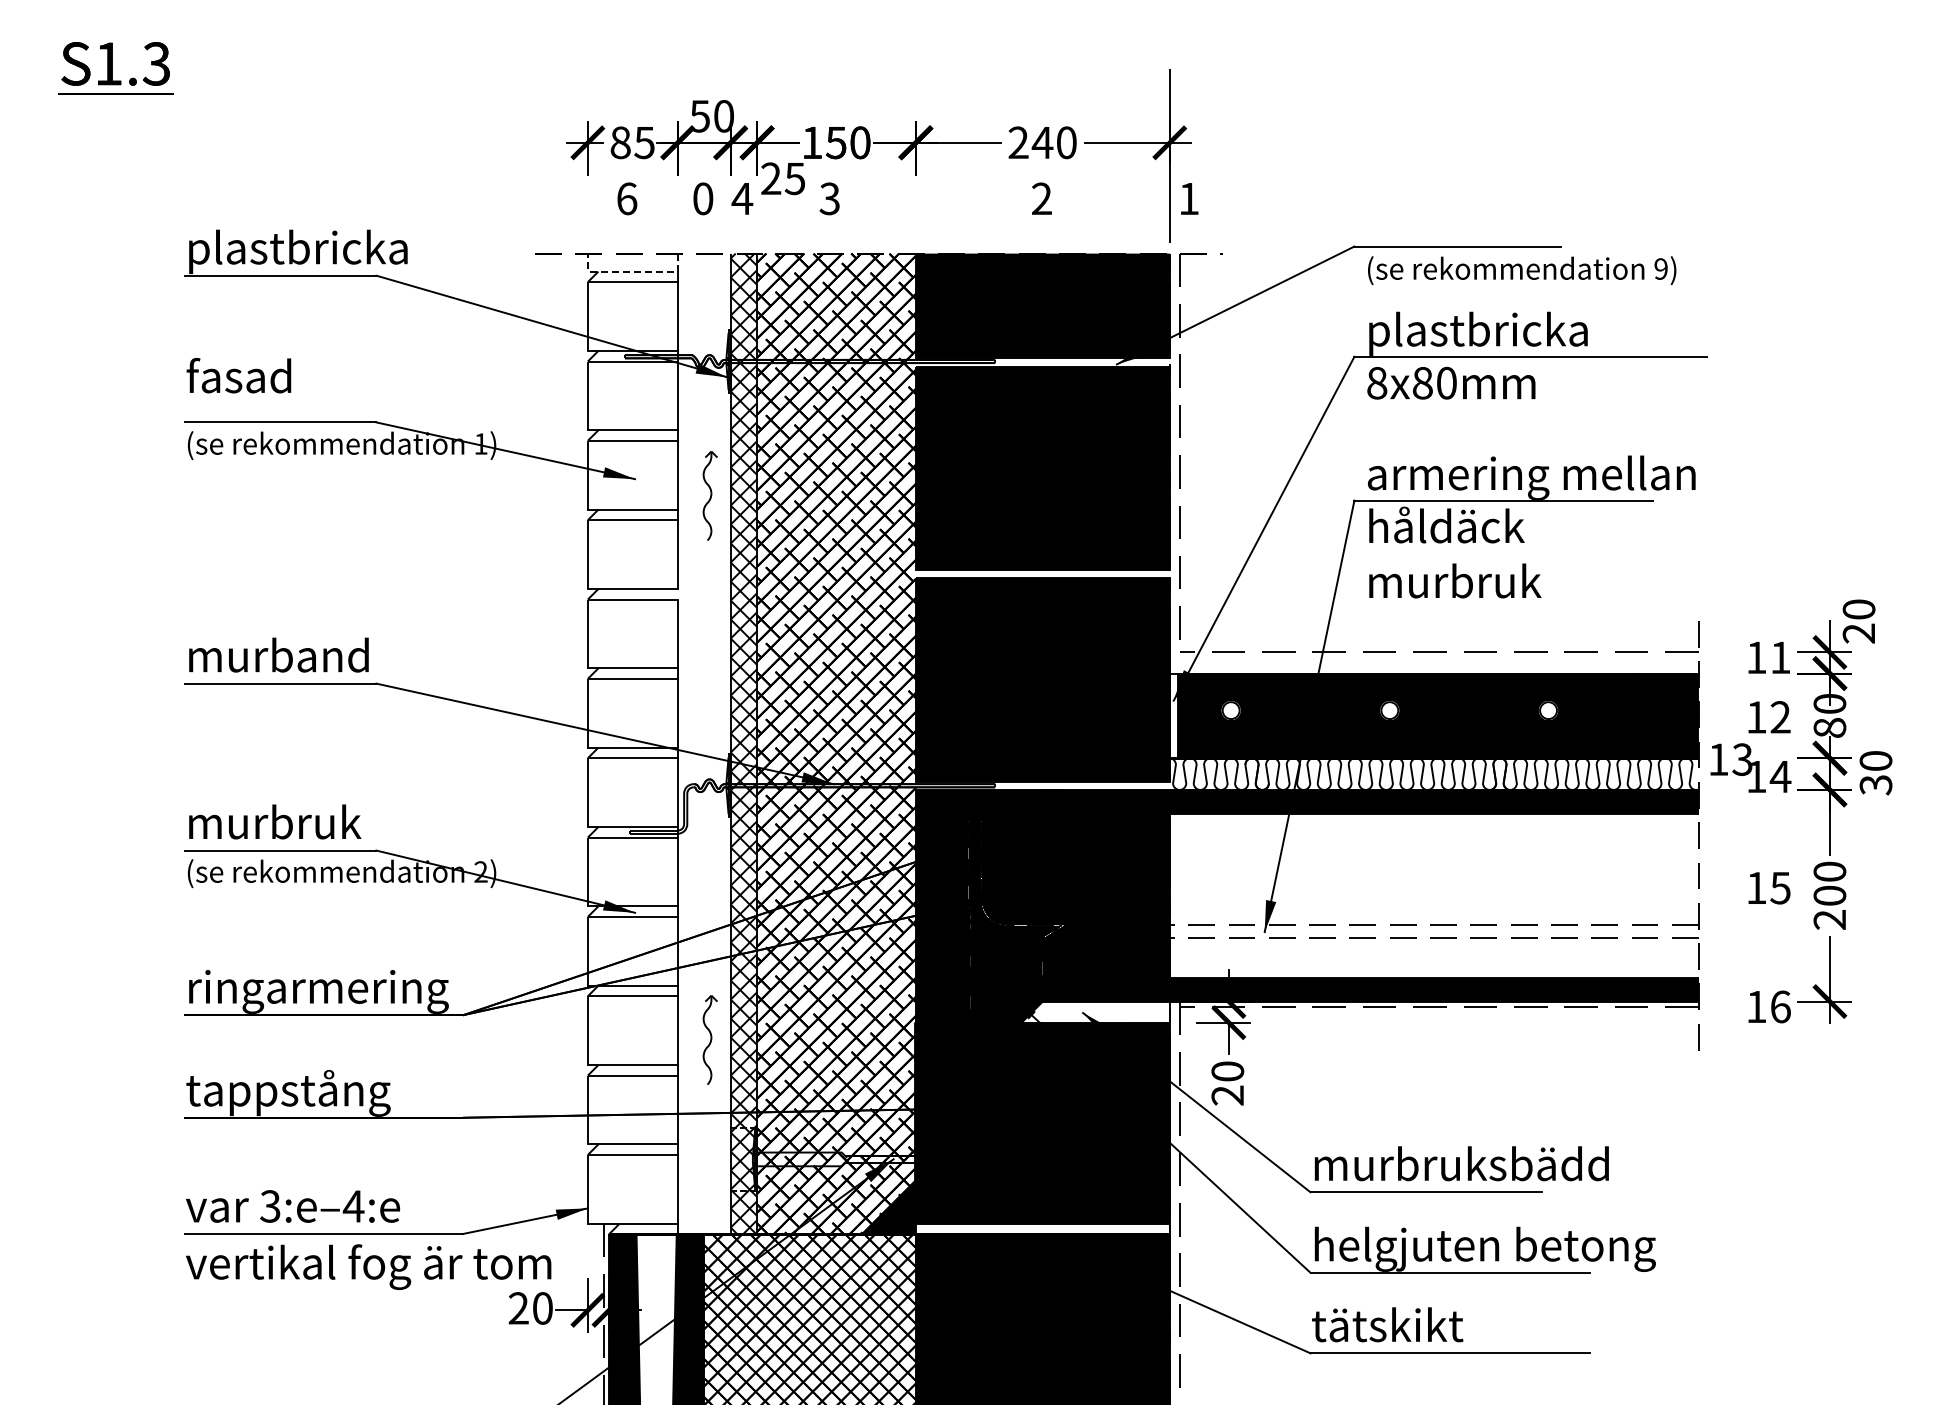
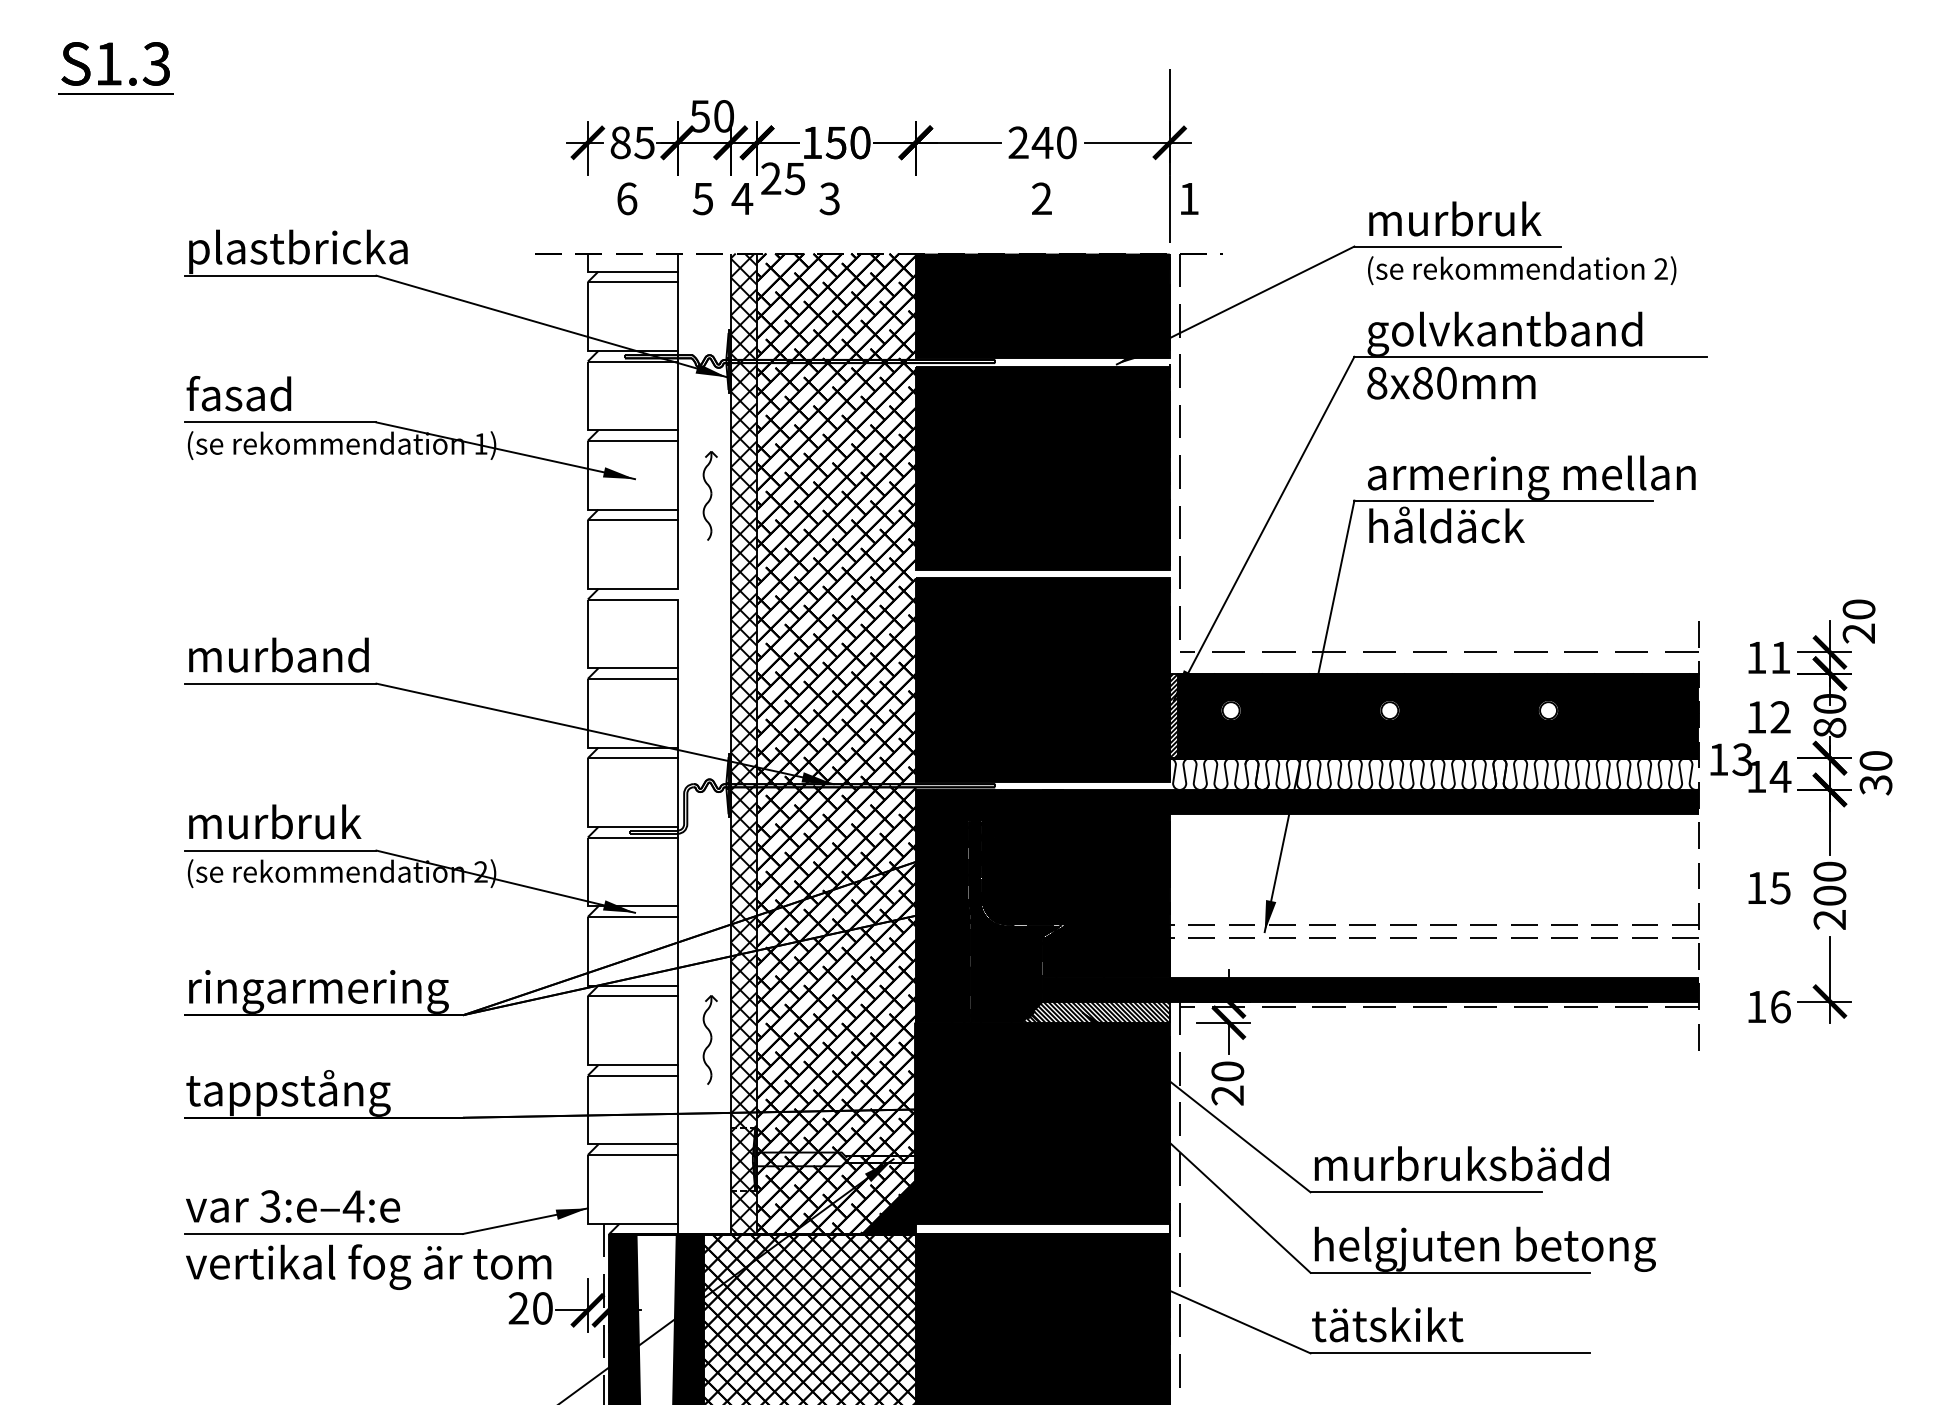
text: 0 -> 5 (702, 198)
text: 9) -> 2) (1660, 268)
line: dashed -> solid (632, 271)
text: plastbricka -> golvkantband (1504, 333)
text position: (238, 375) -> (238, 393) (238, 393)
text position: (1455, 580) -> (1455, 218) (1455, 218)
hatch: none -> present (1173, 715)
hatch: none -> present (1095, 1011)
